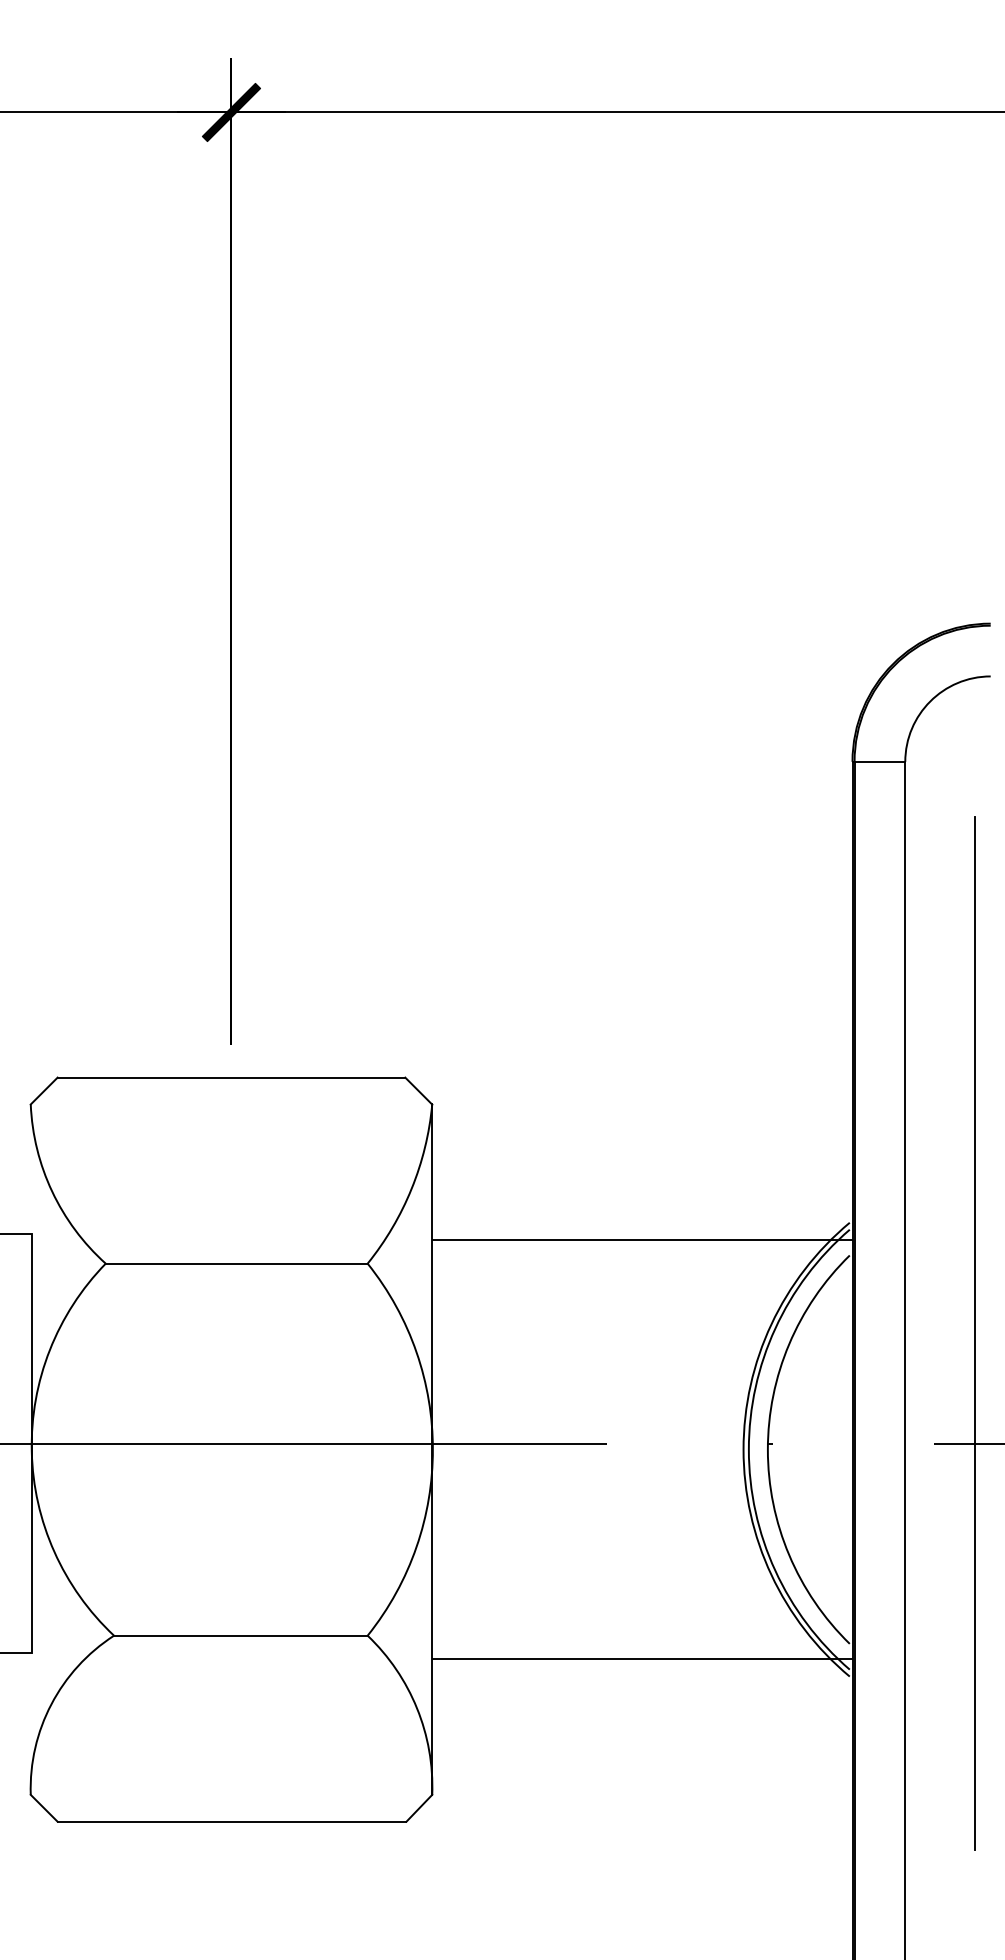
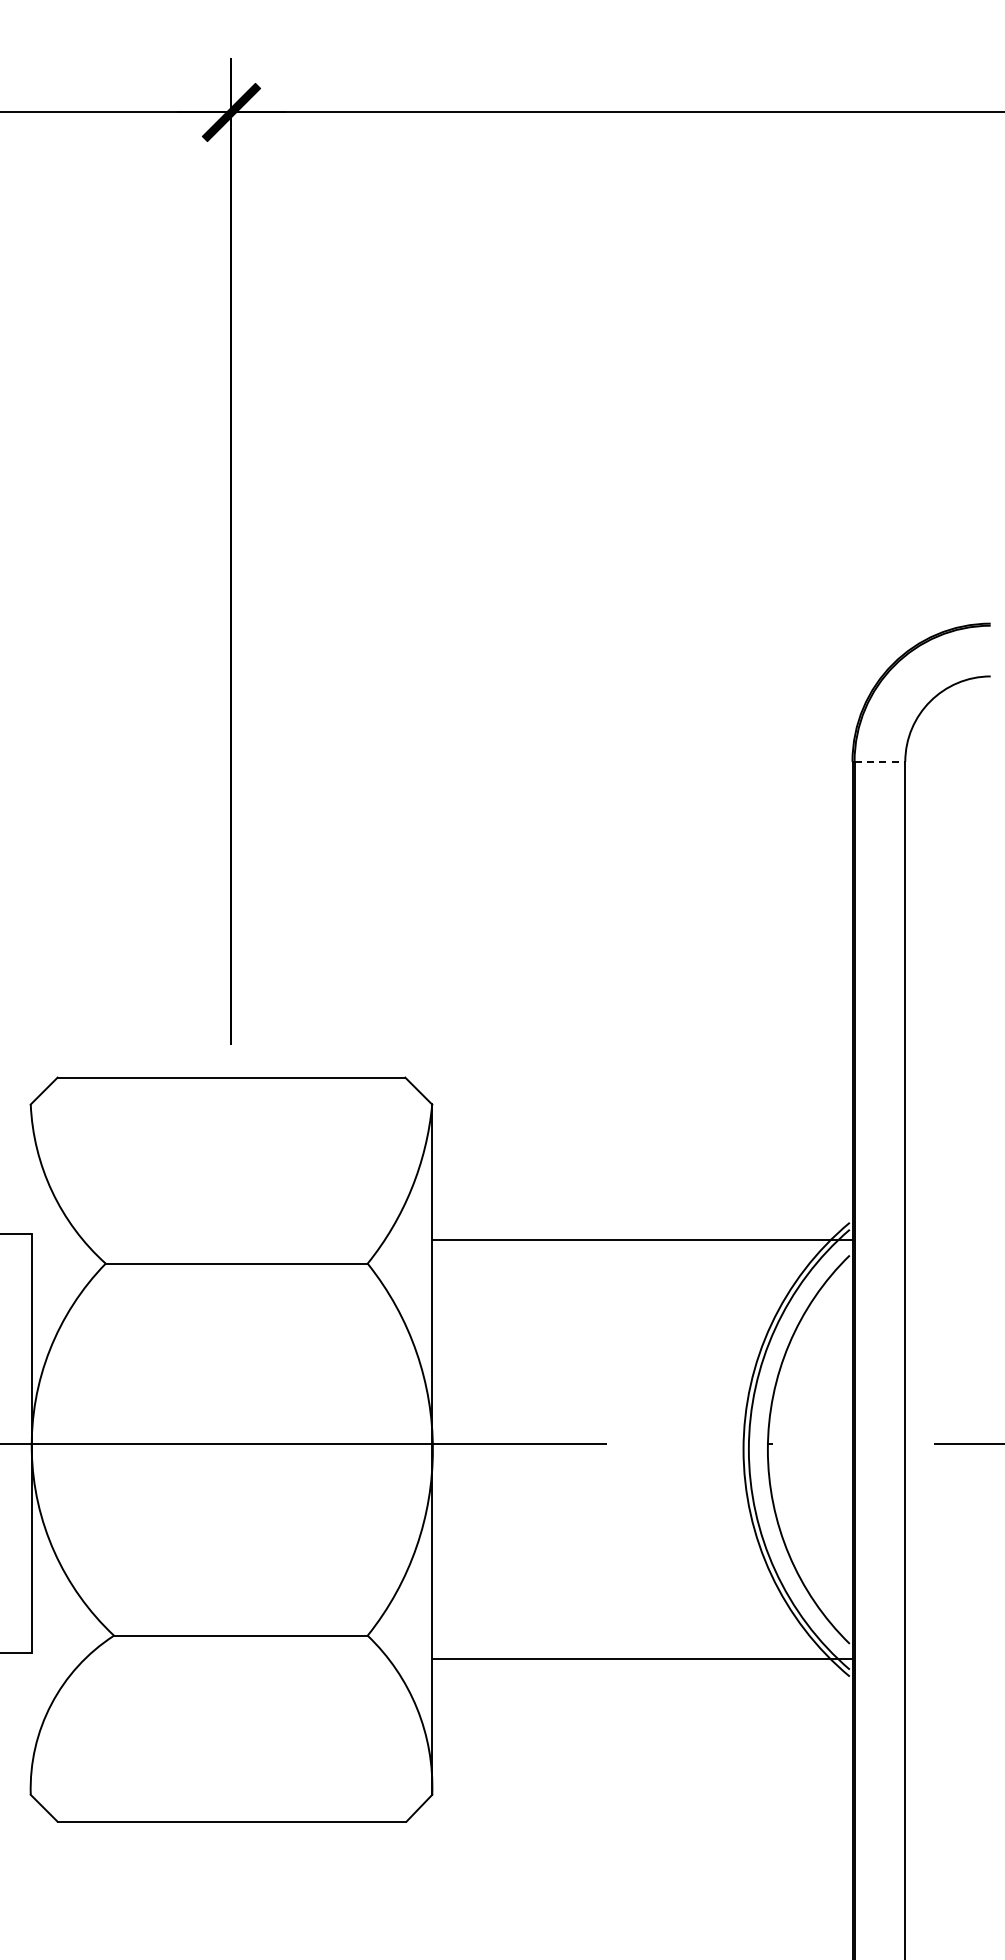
line: solid -> dashed (880, 761)
line: present -> none (974, 1333)
